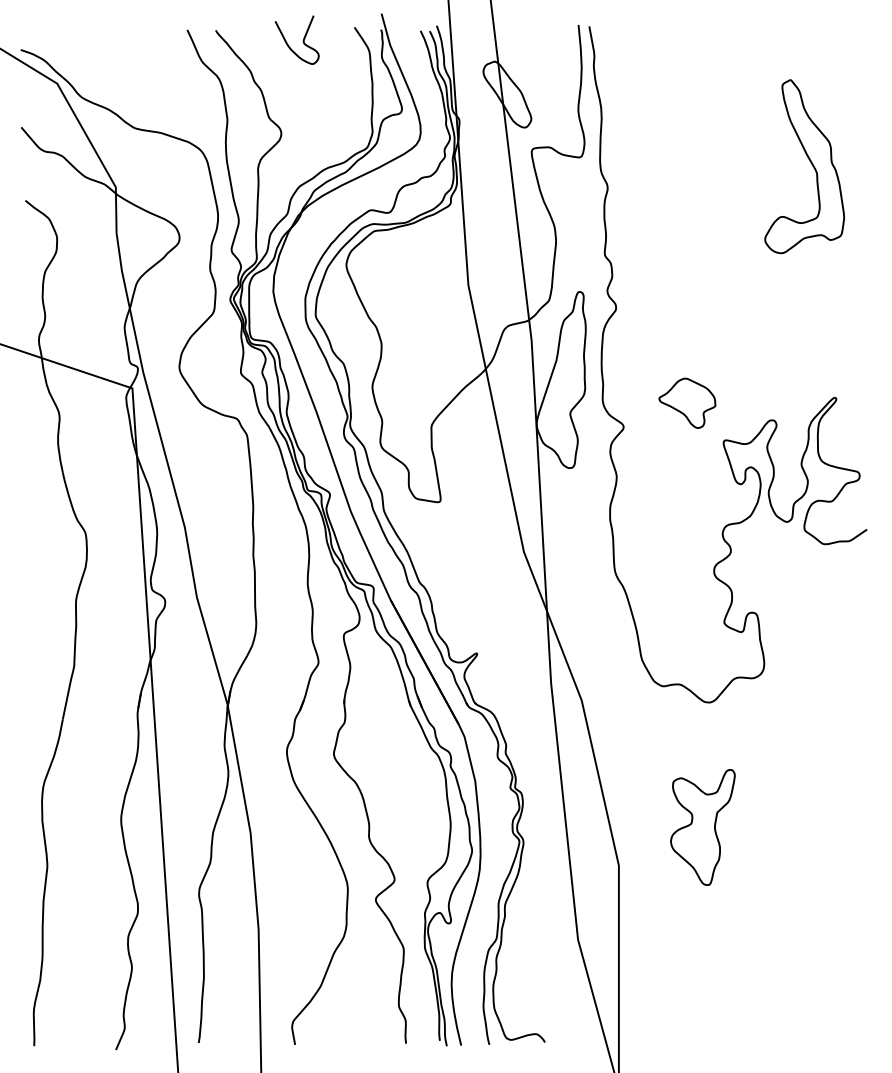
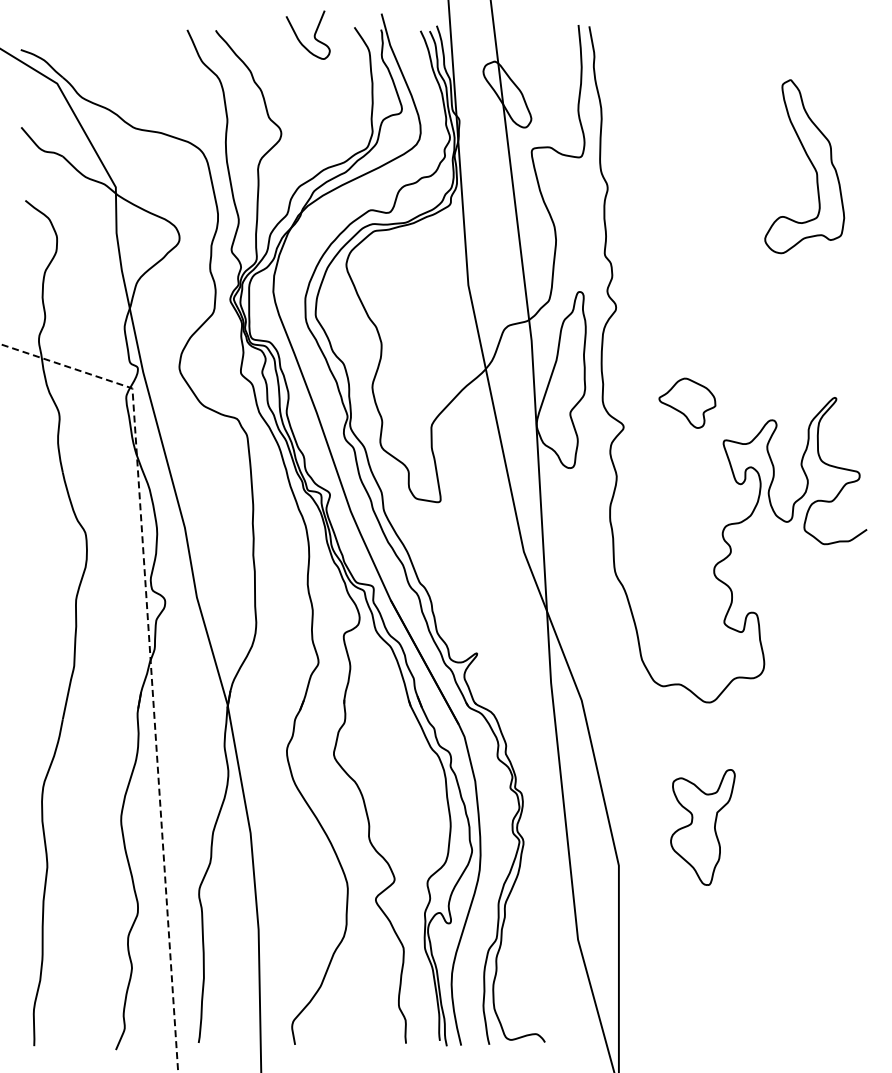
curve position: (302, 40) -> (313, 35) (313, 35)
line: solid -> dashed (150, 660)
